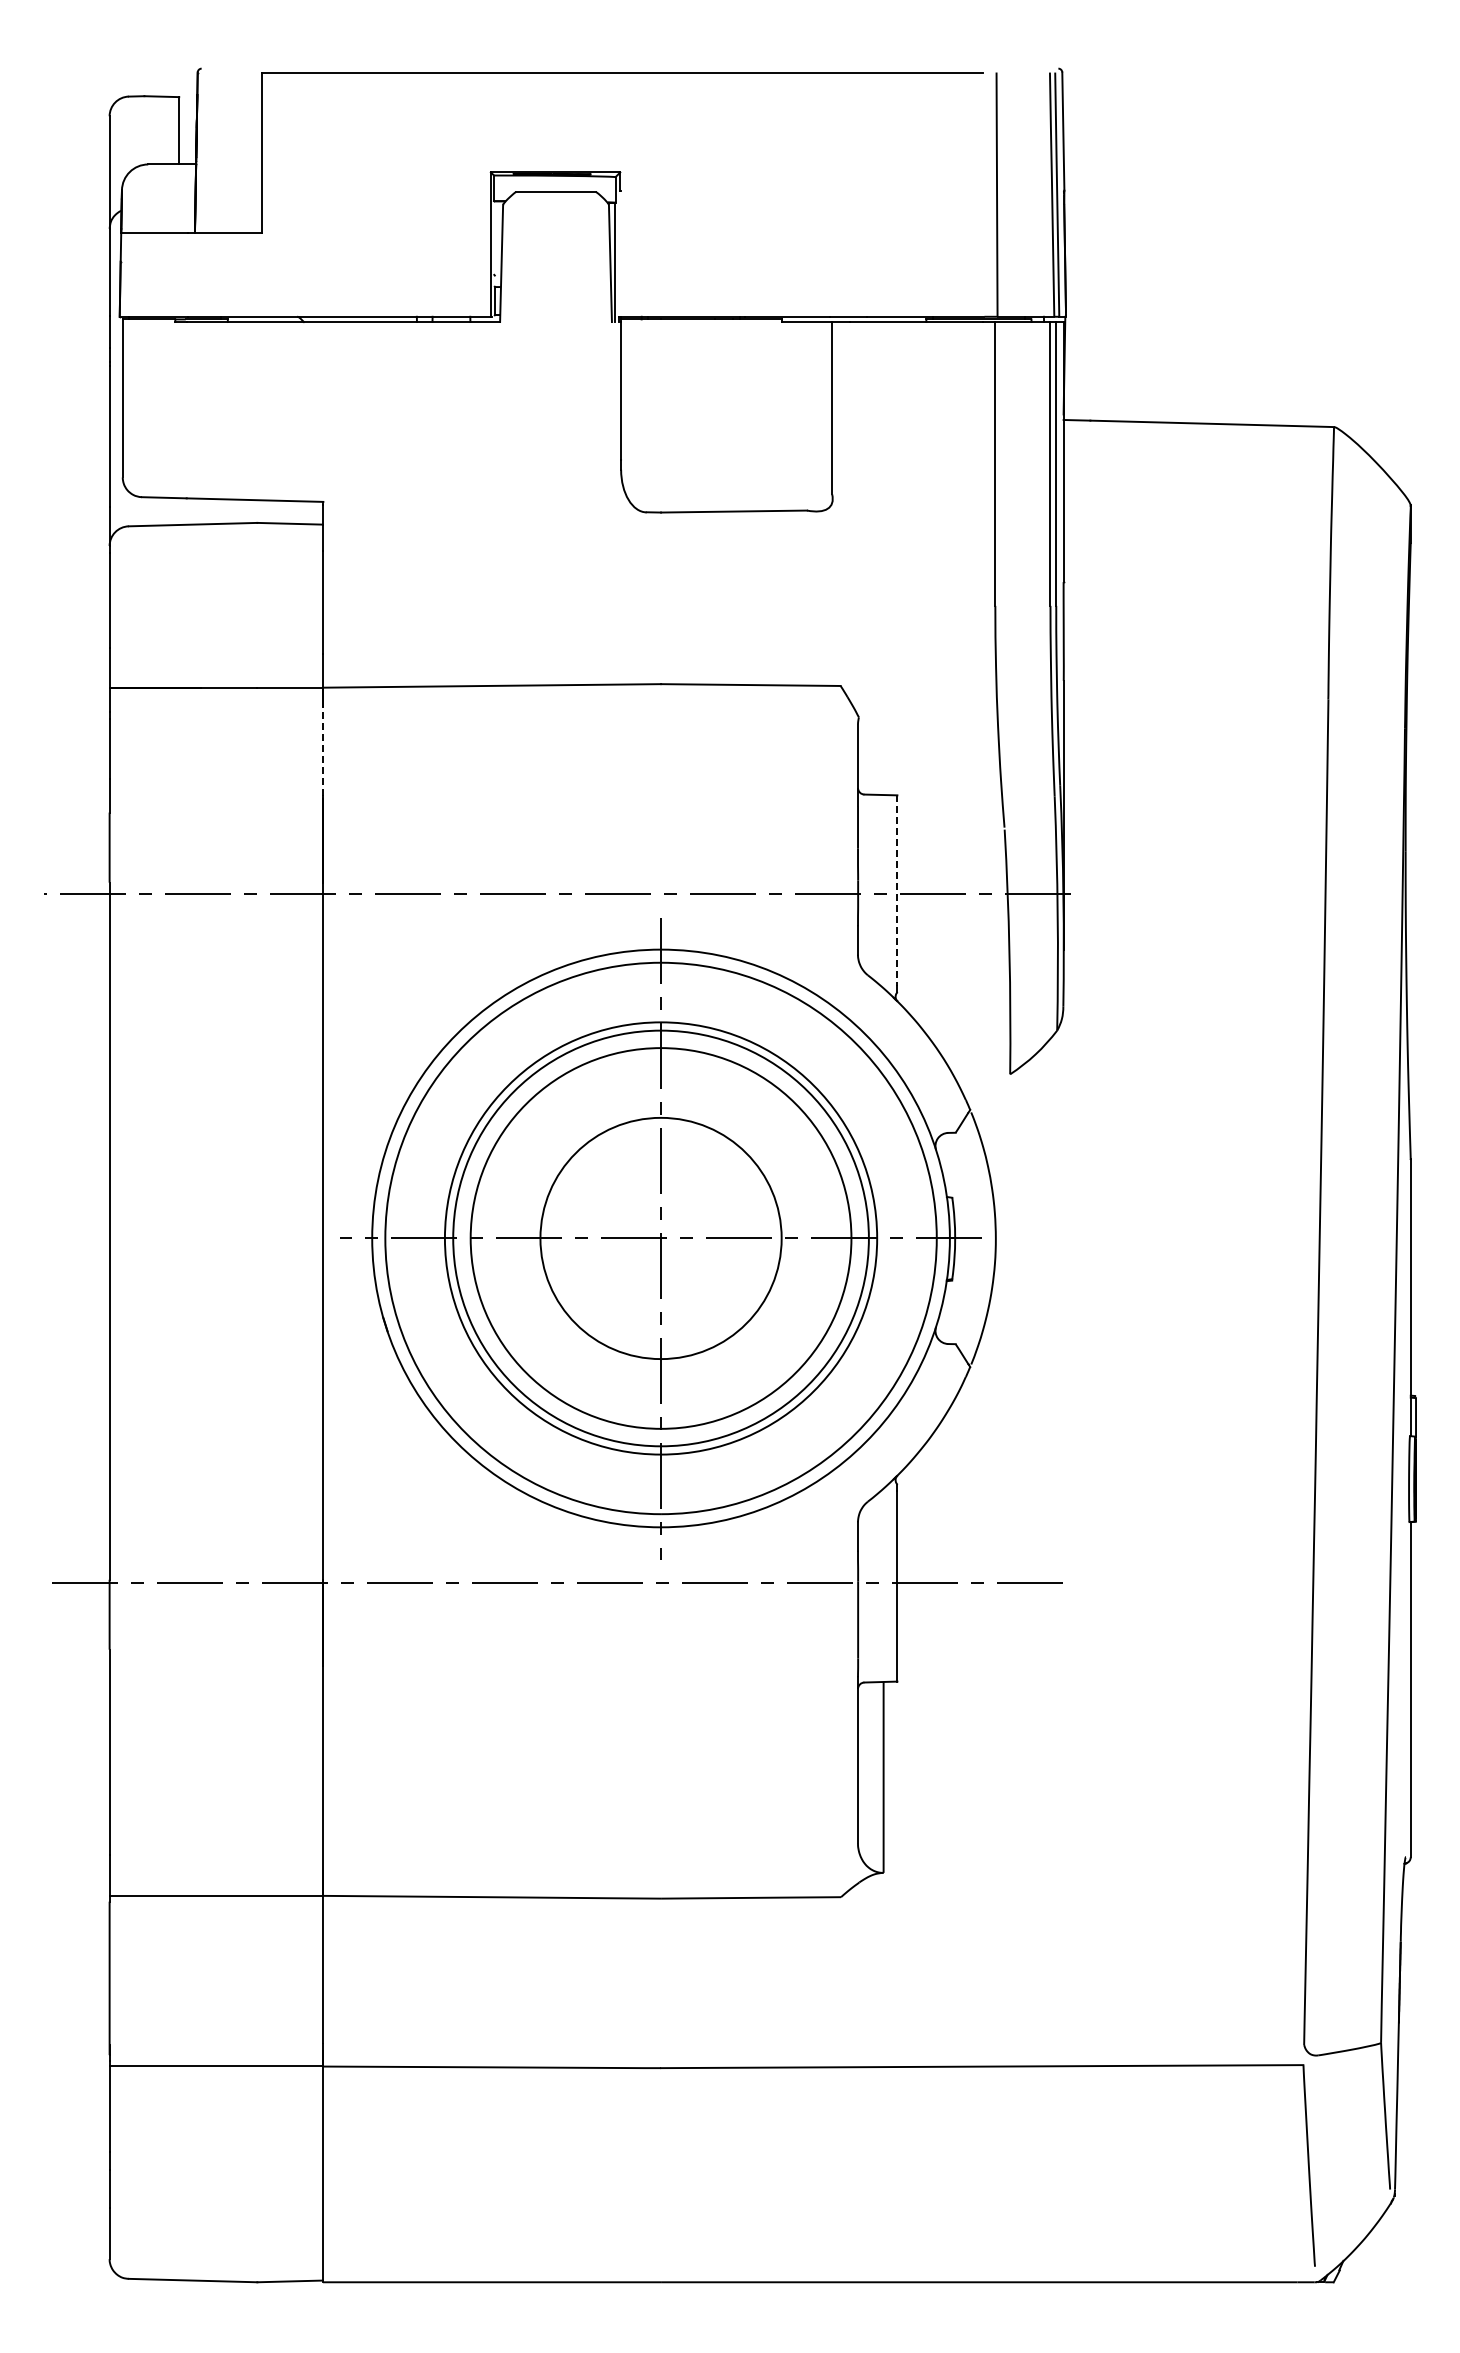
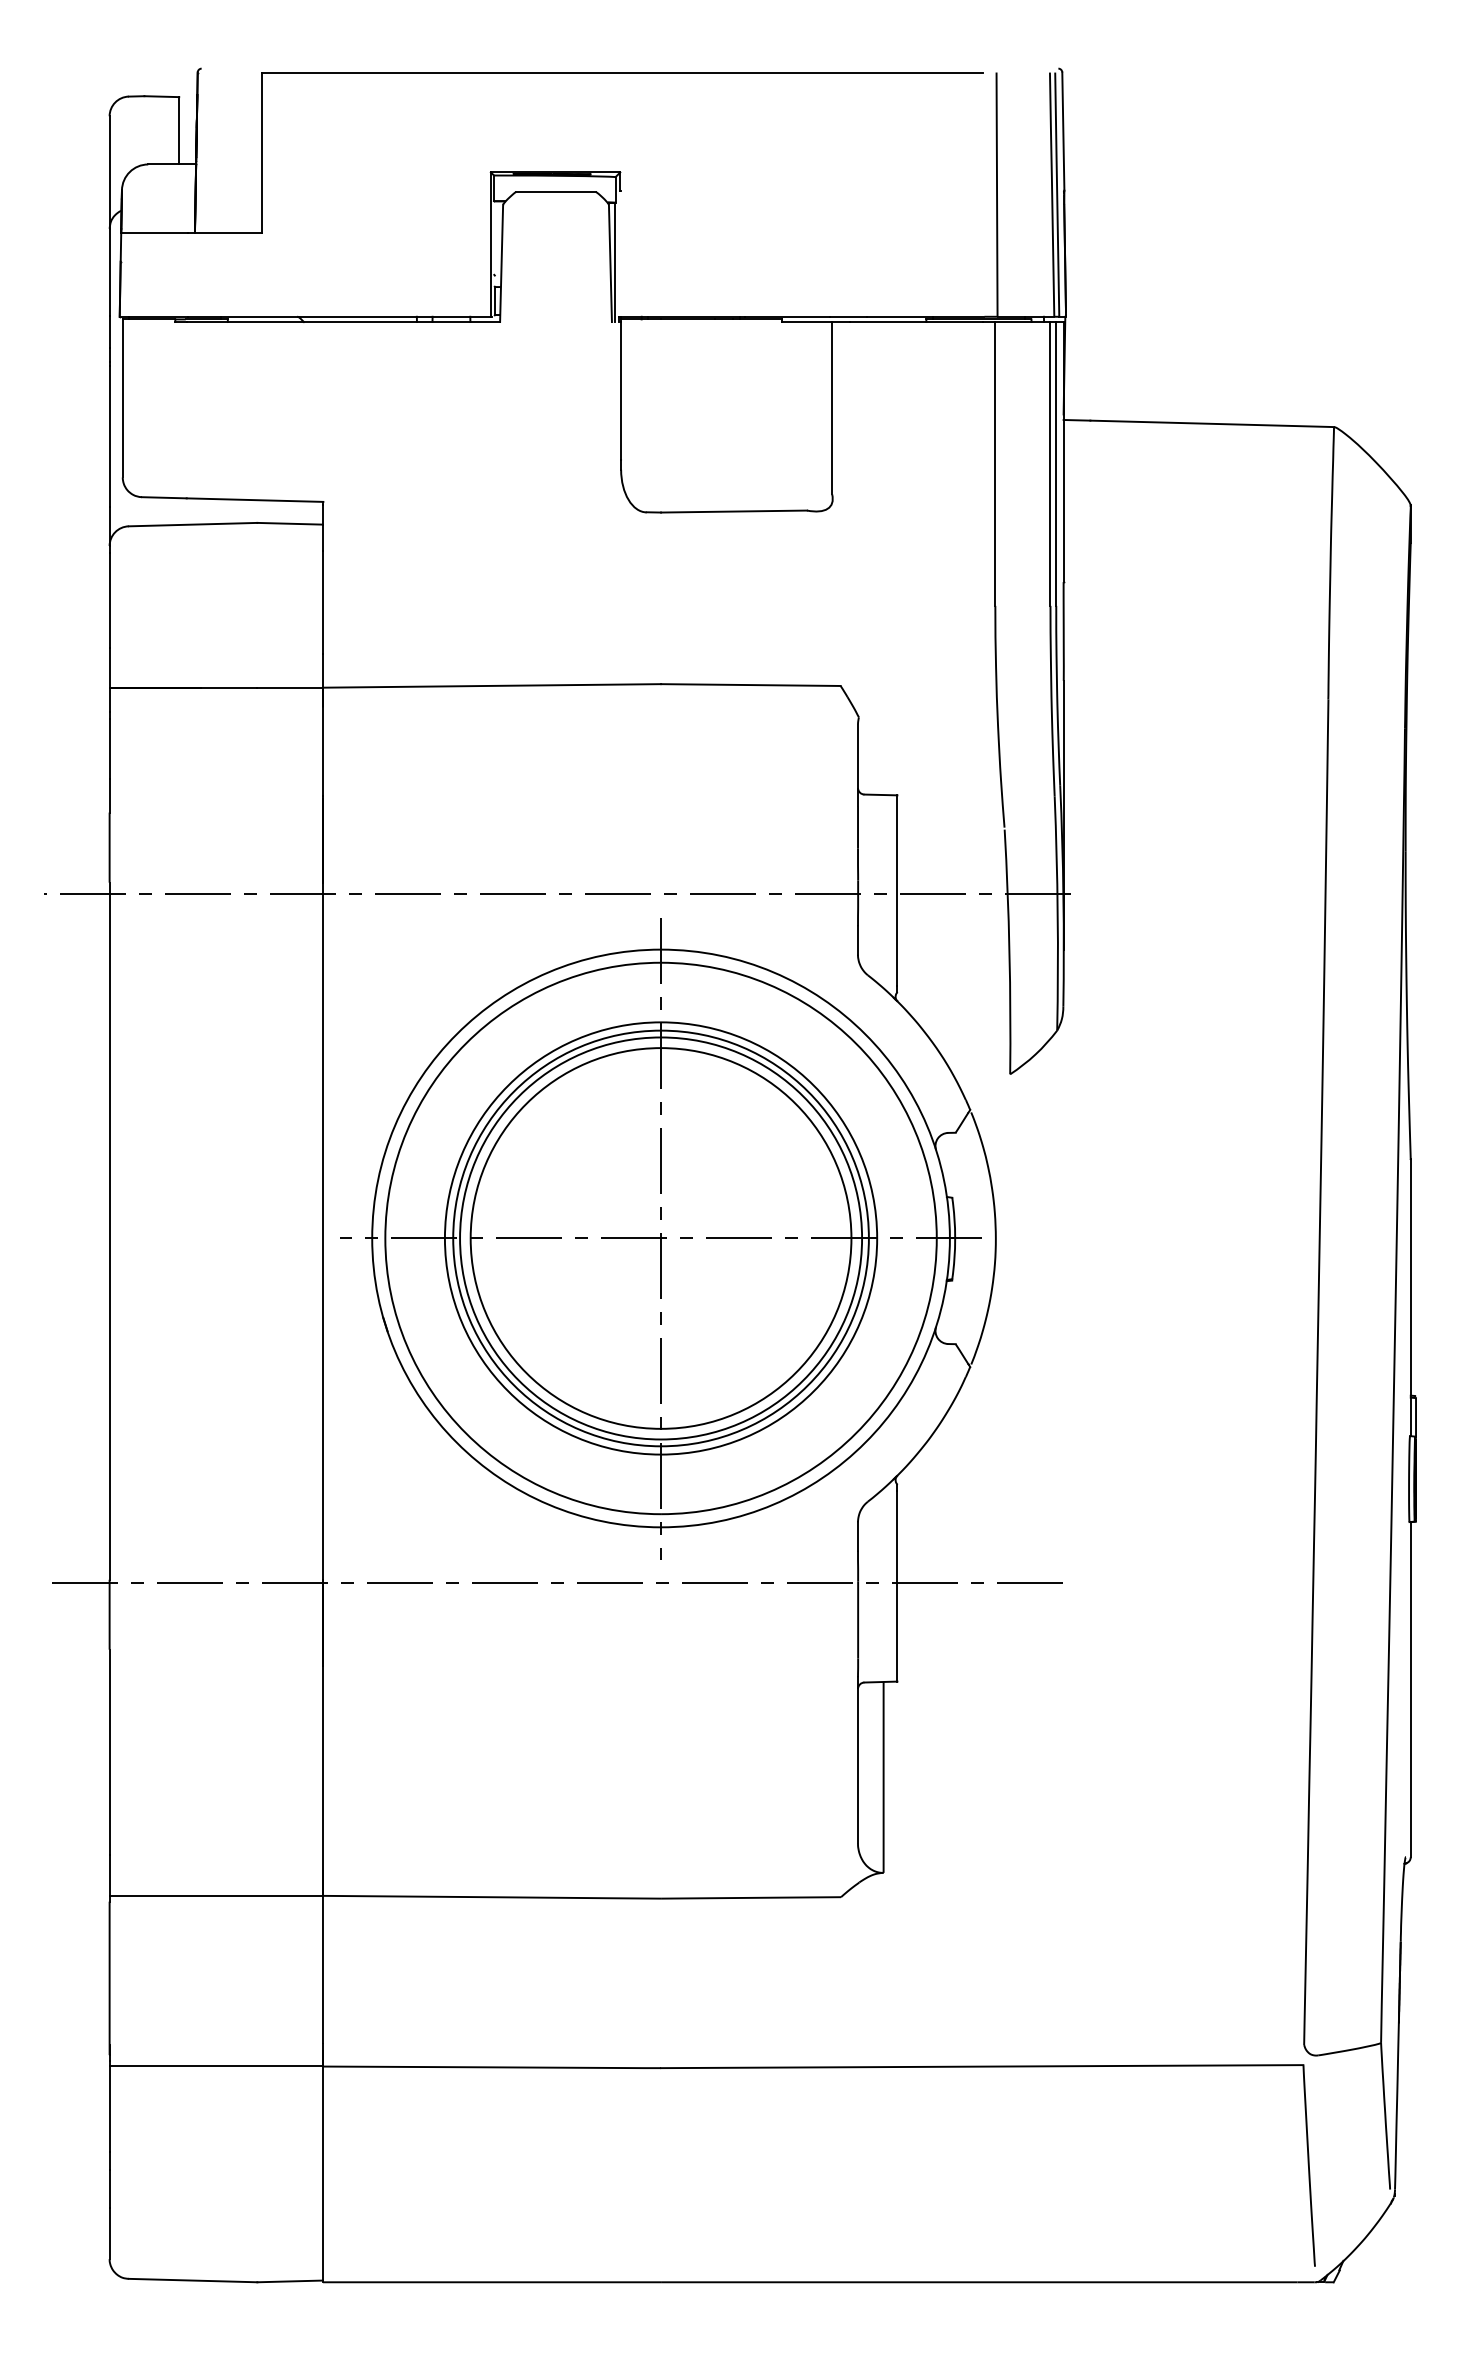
line: dashed -> solid (322, 751)
line: dashed -> solid (897, 891)
circle diameter: 241 px -> 402 px (661, 1238)
